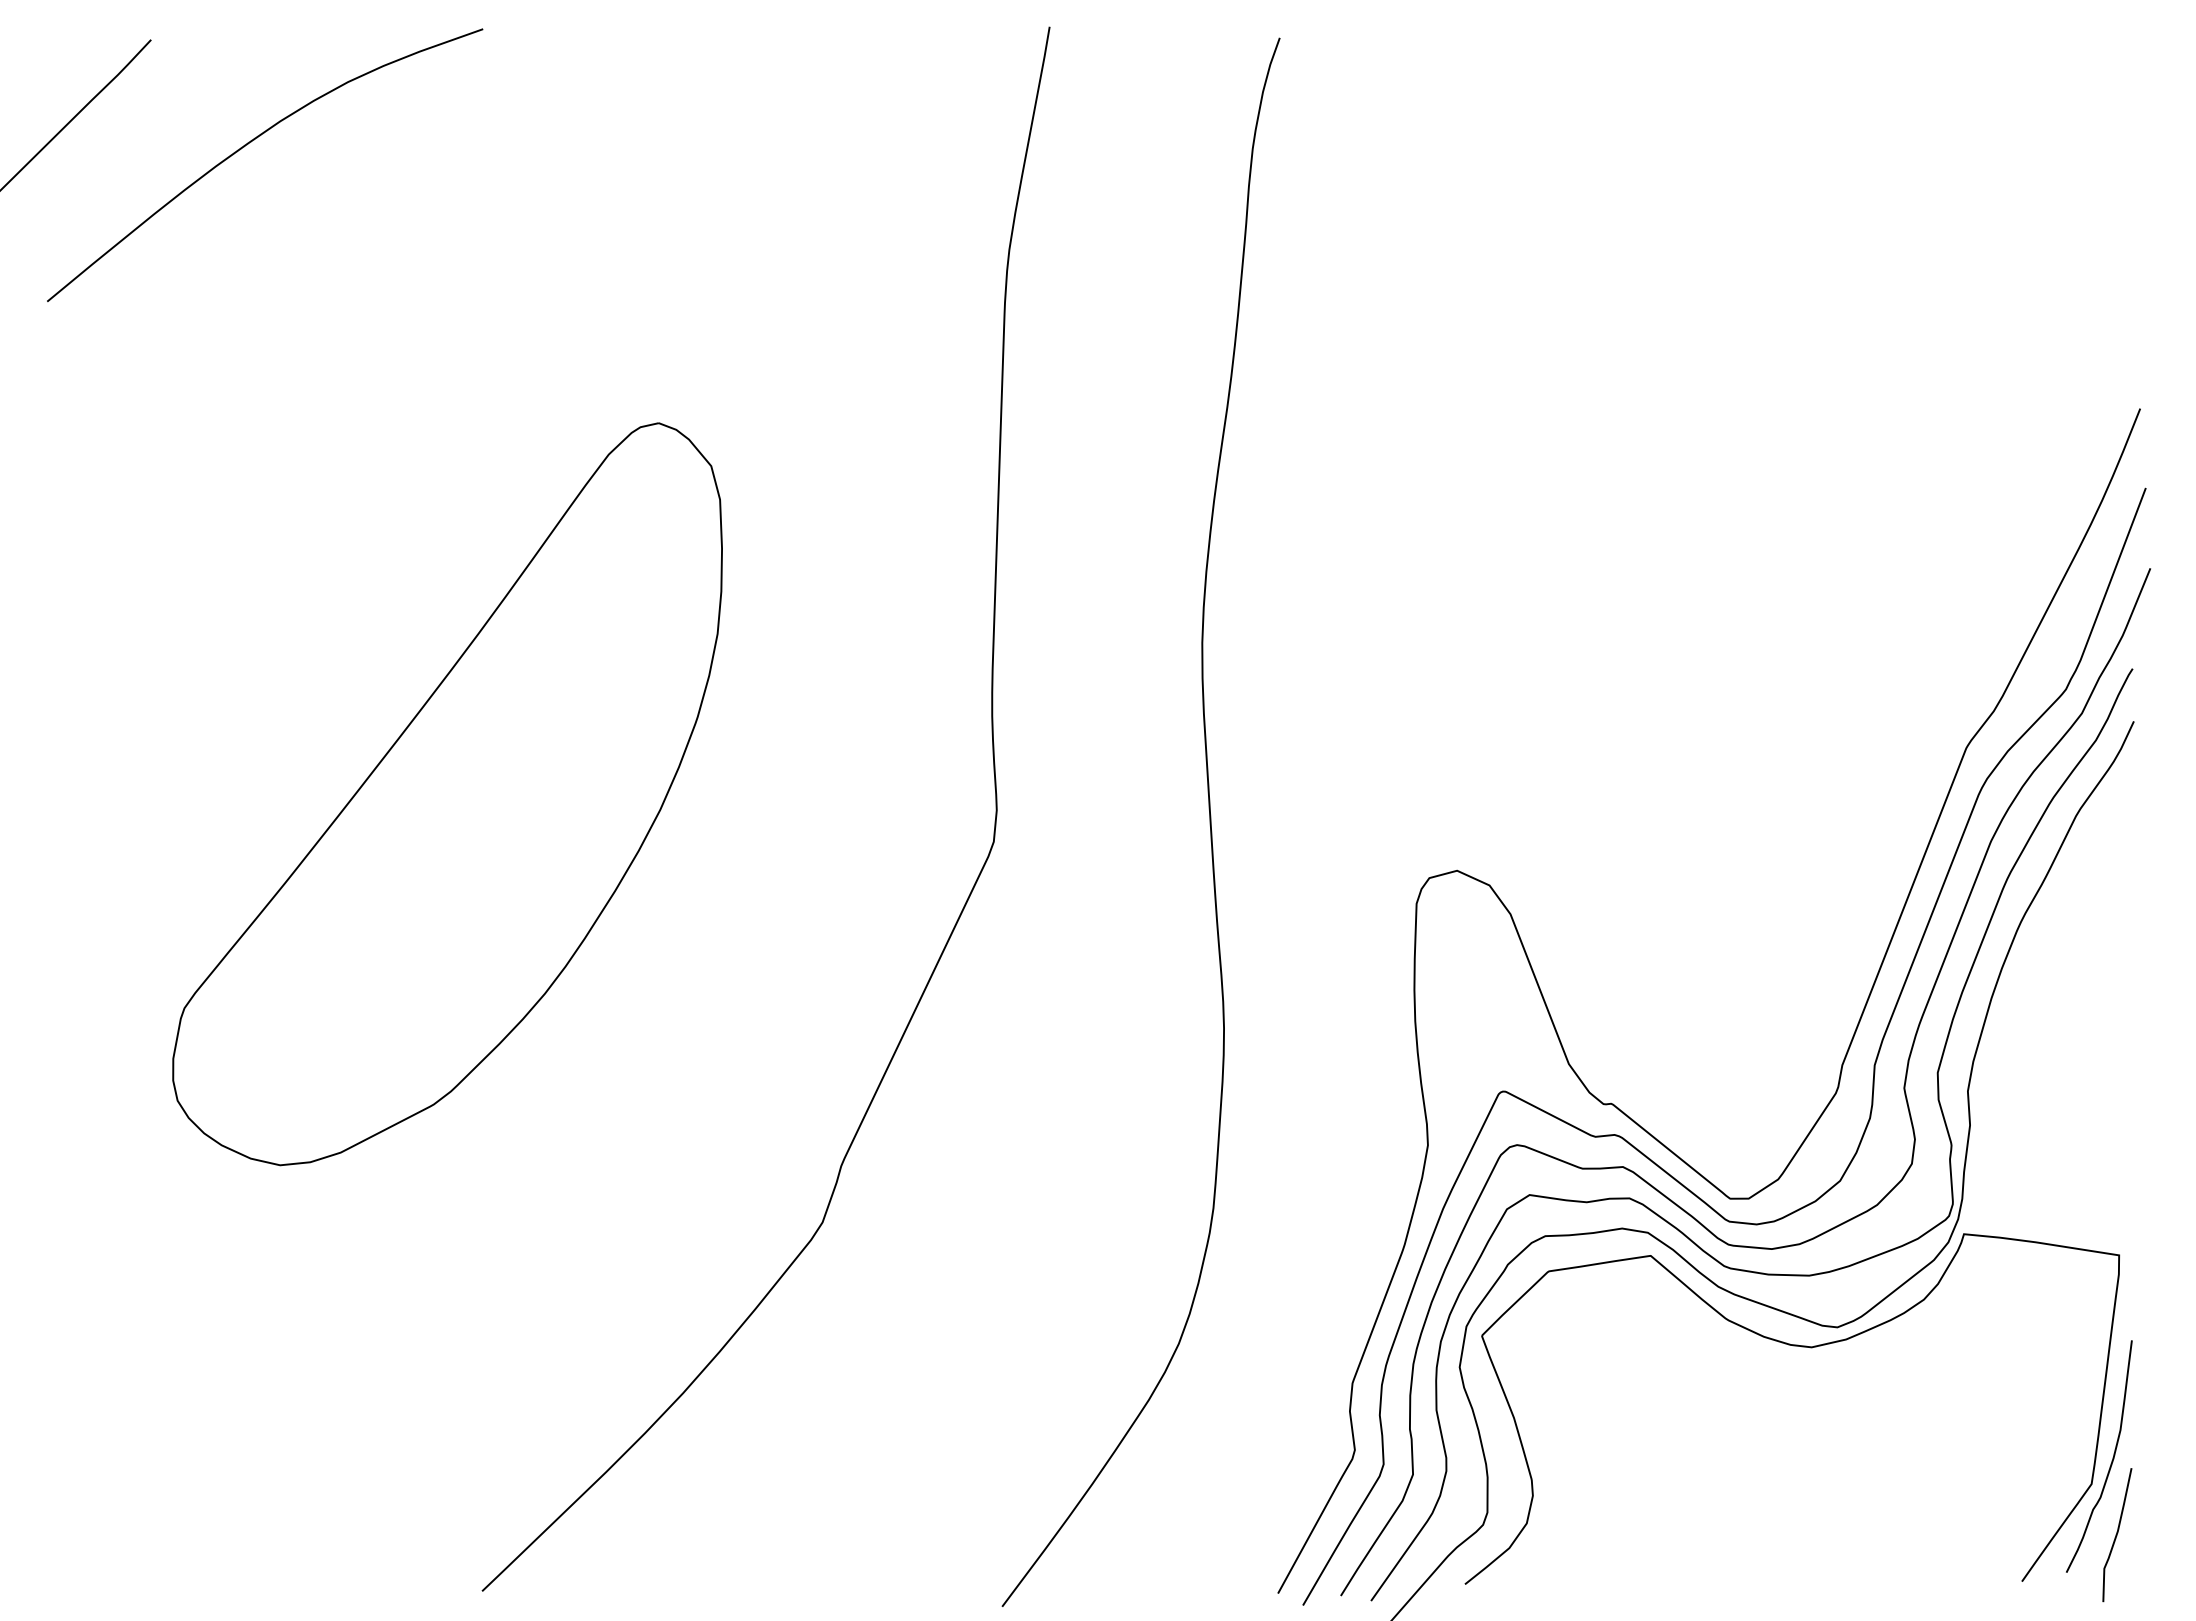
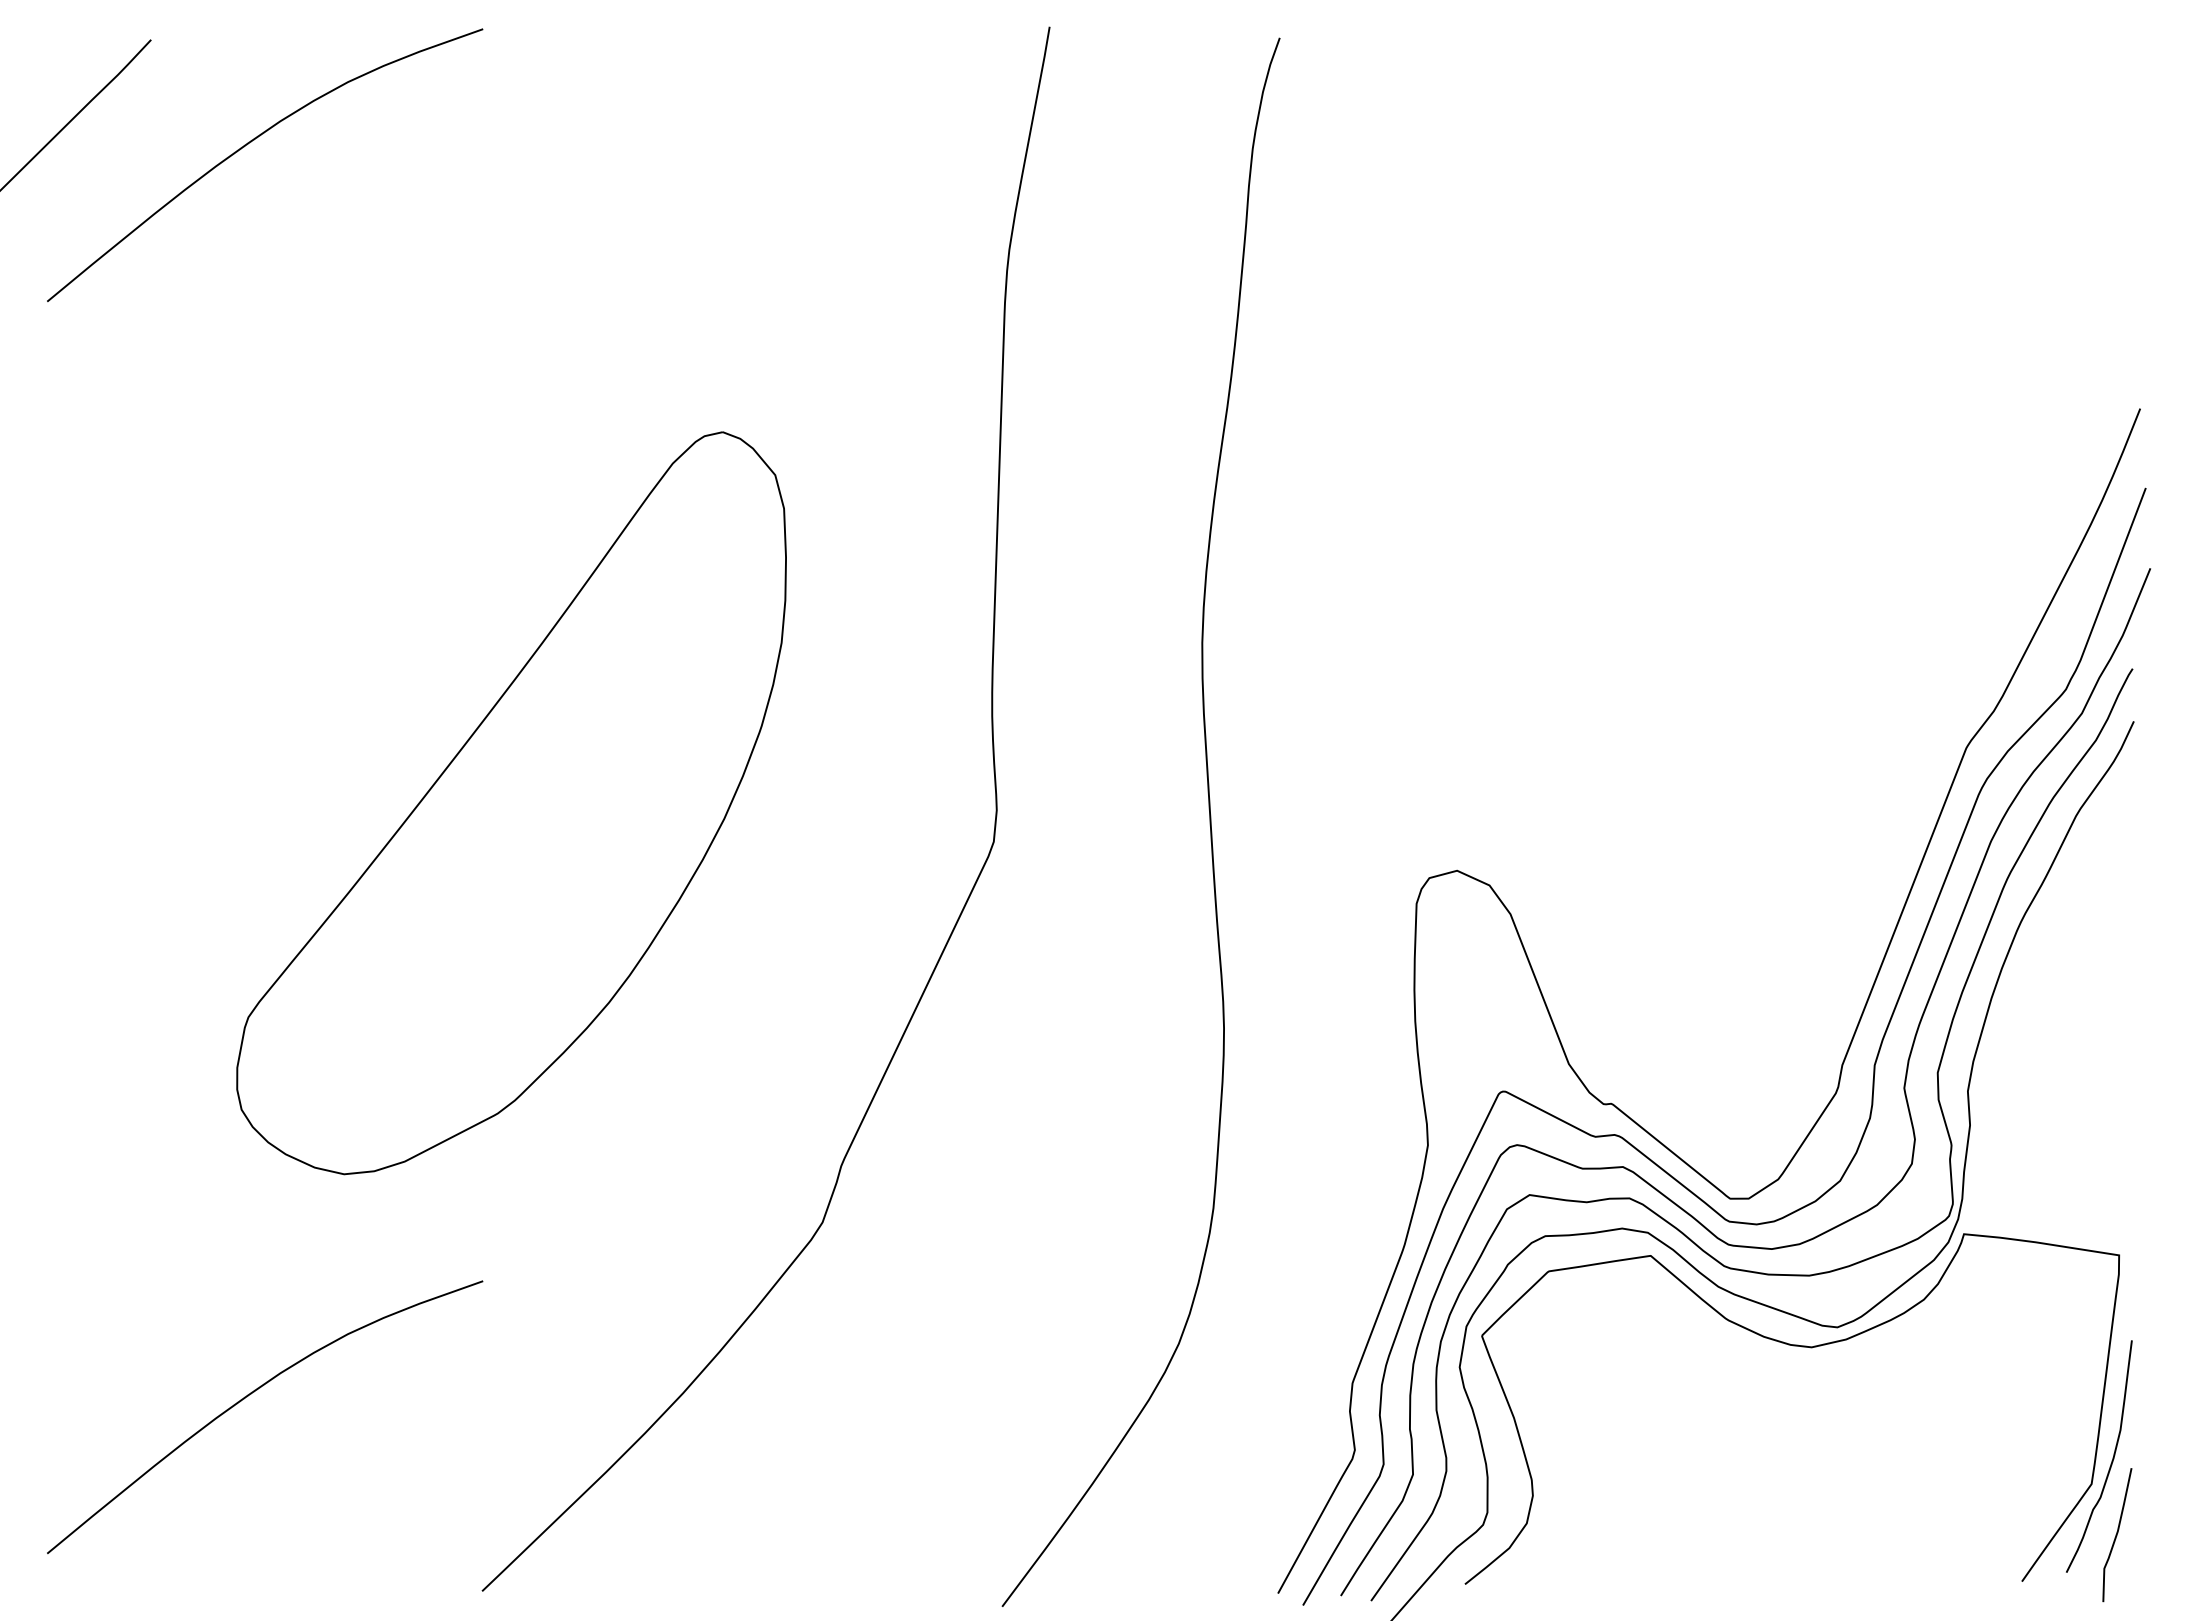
part position: (447, 794) -> (511, 803) (511, 803)
curve: none -> present (251, 1394)
